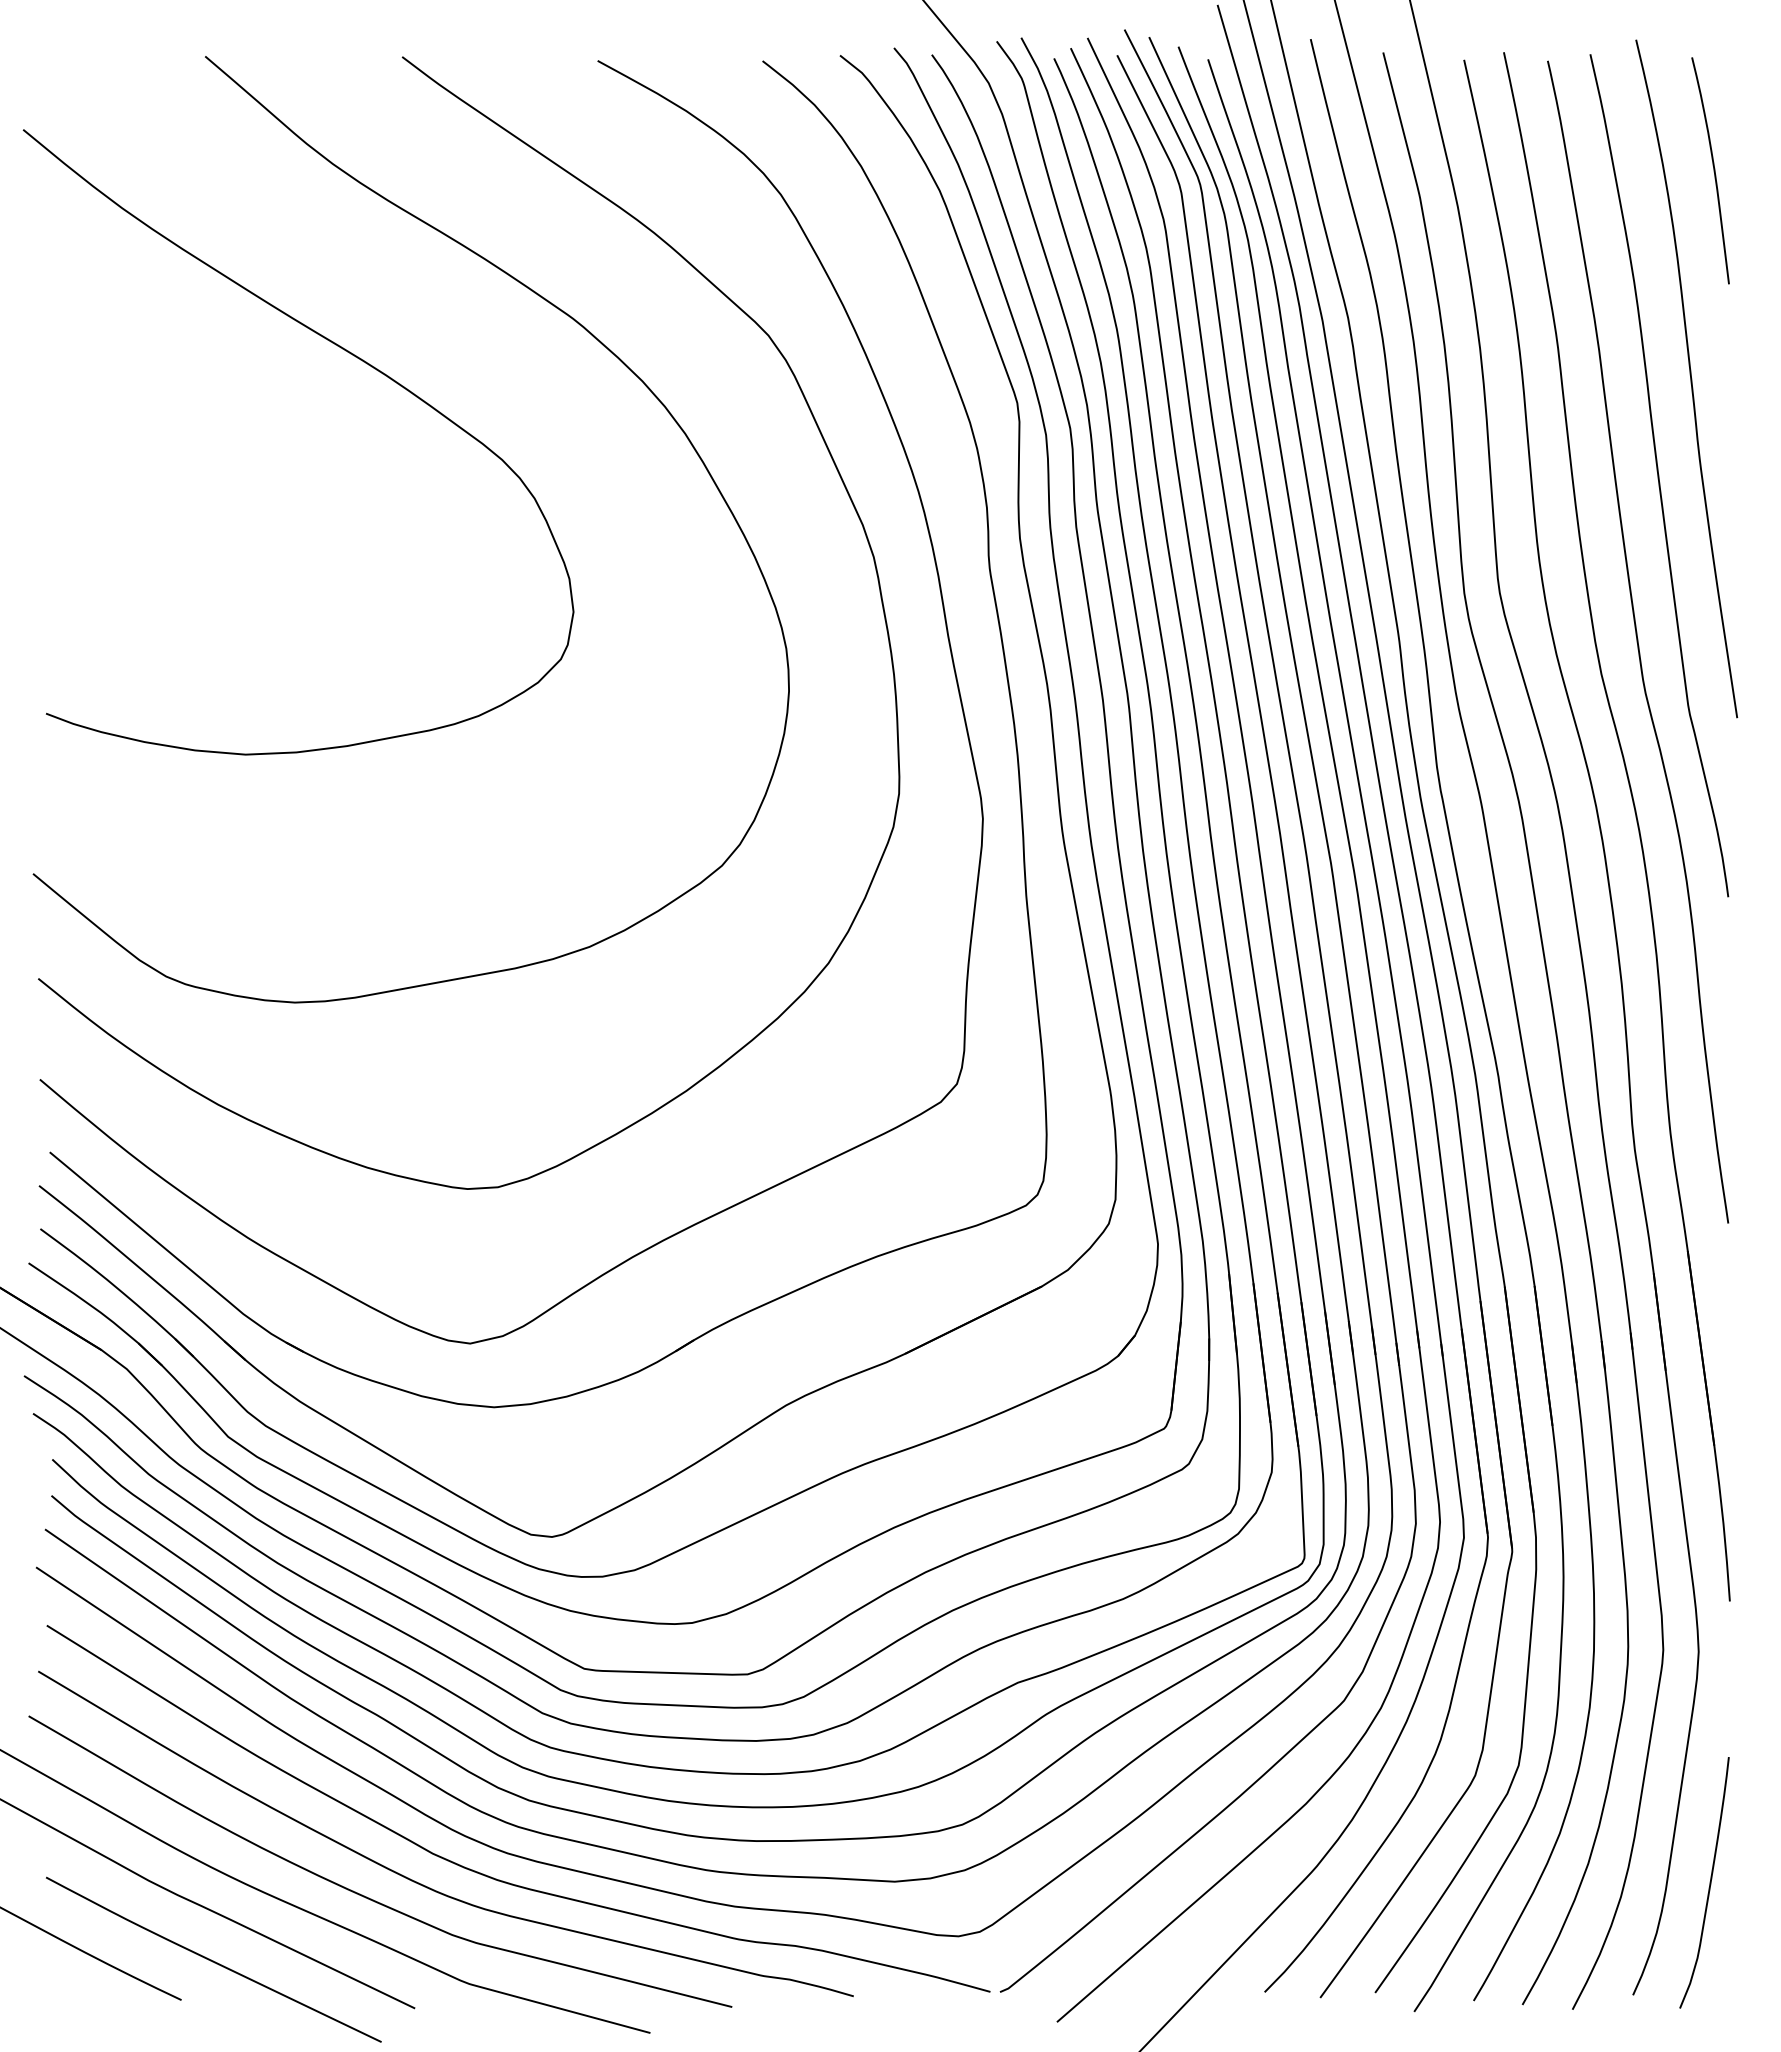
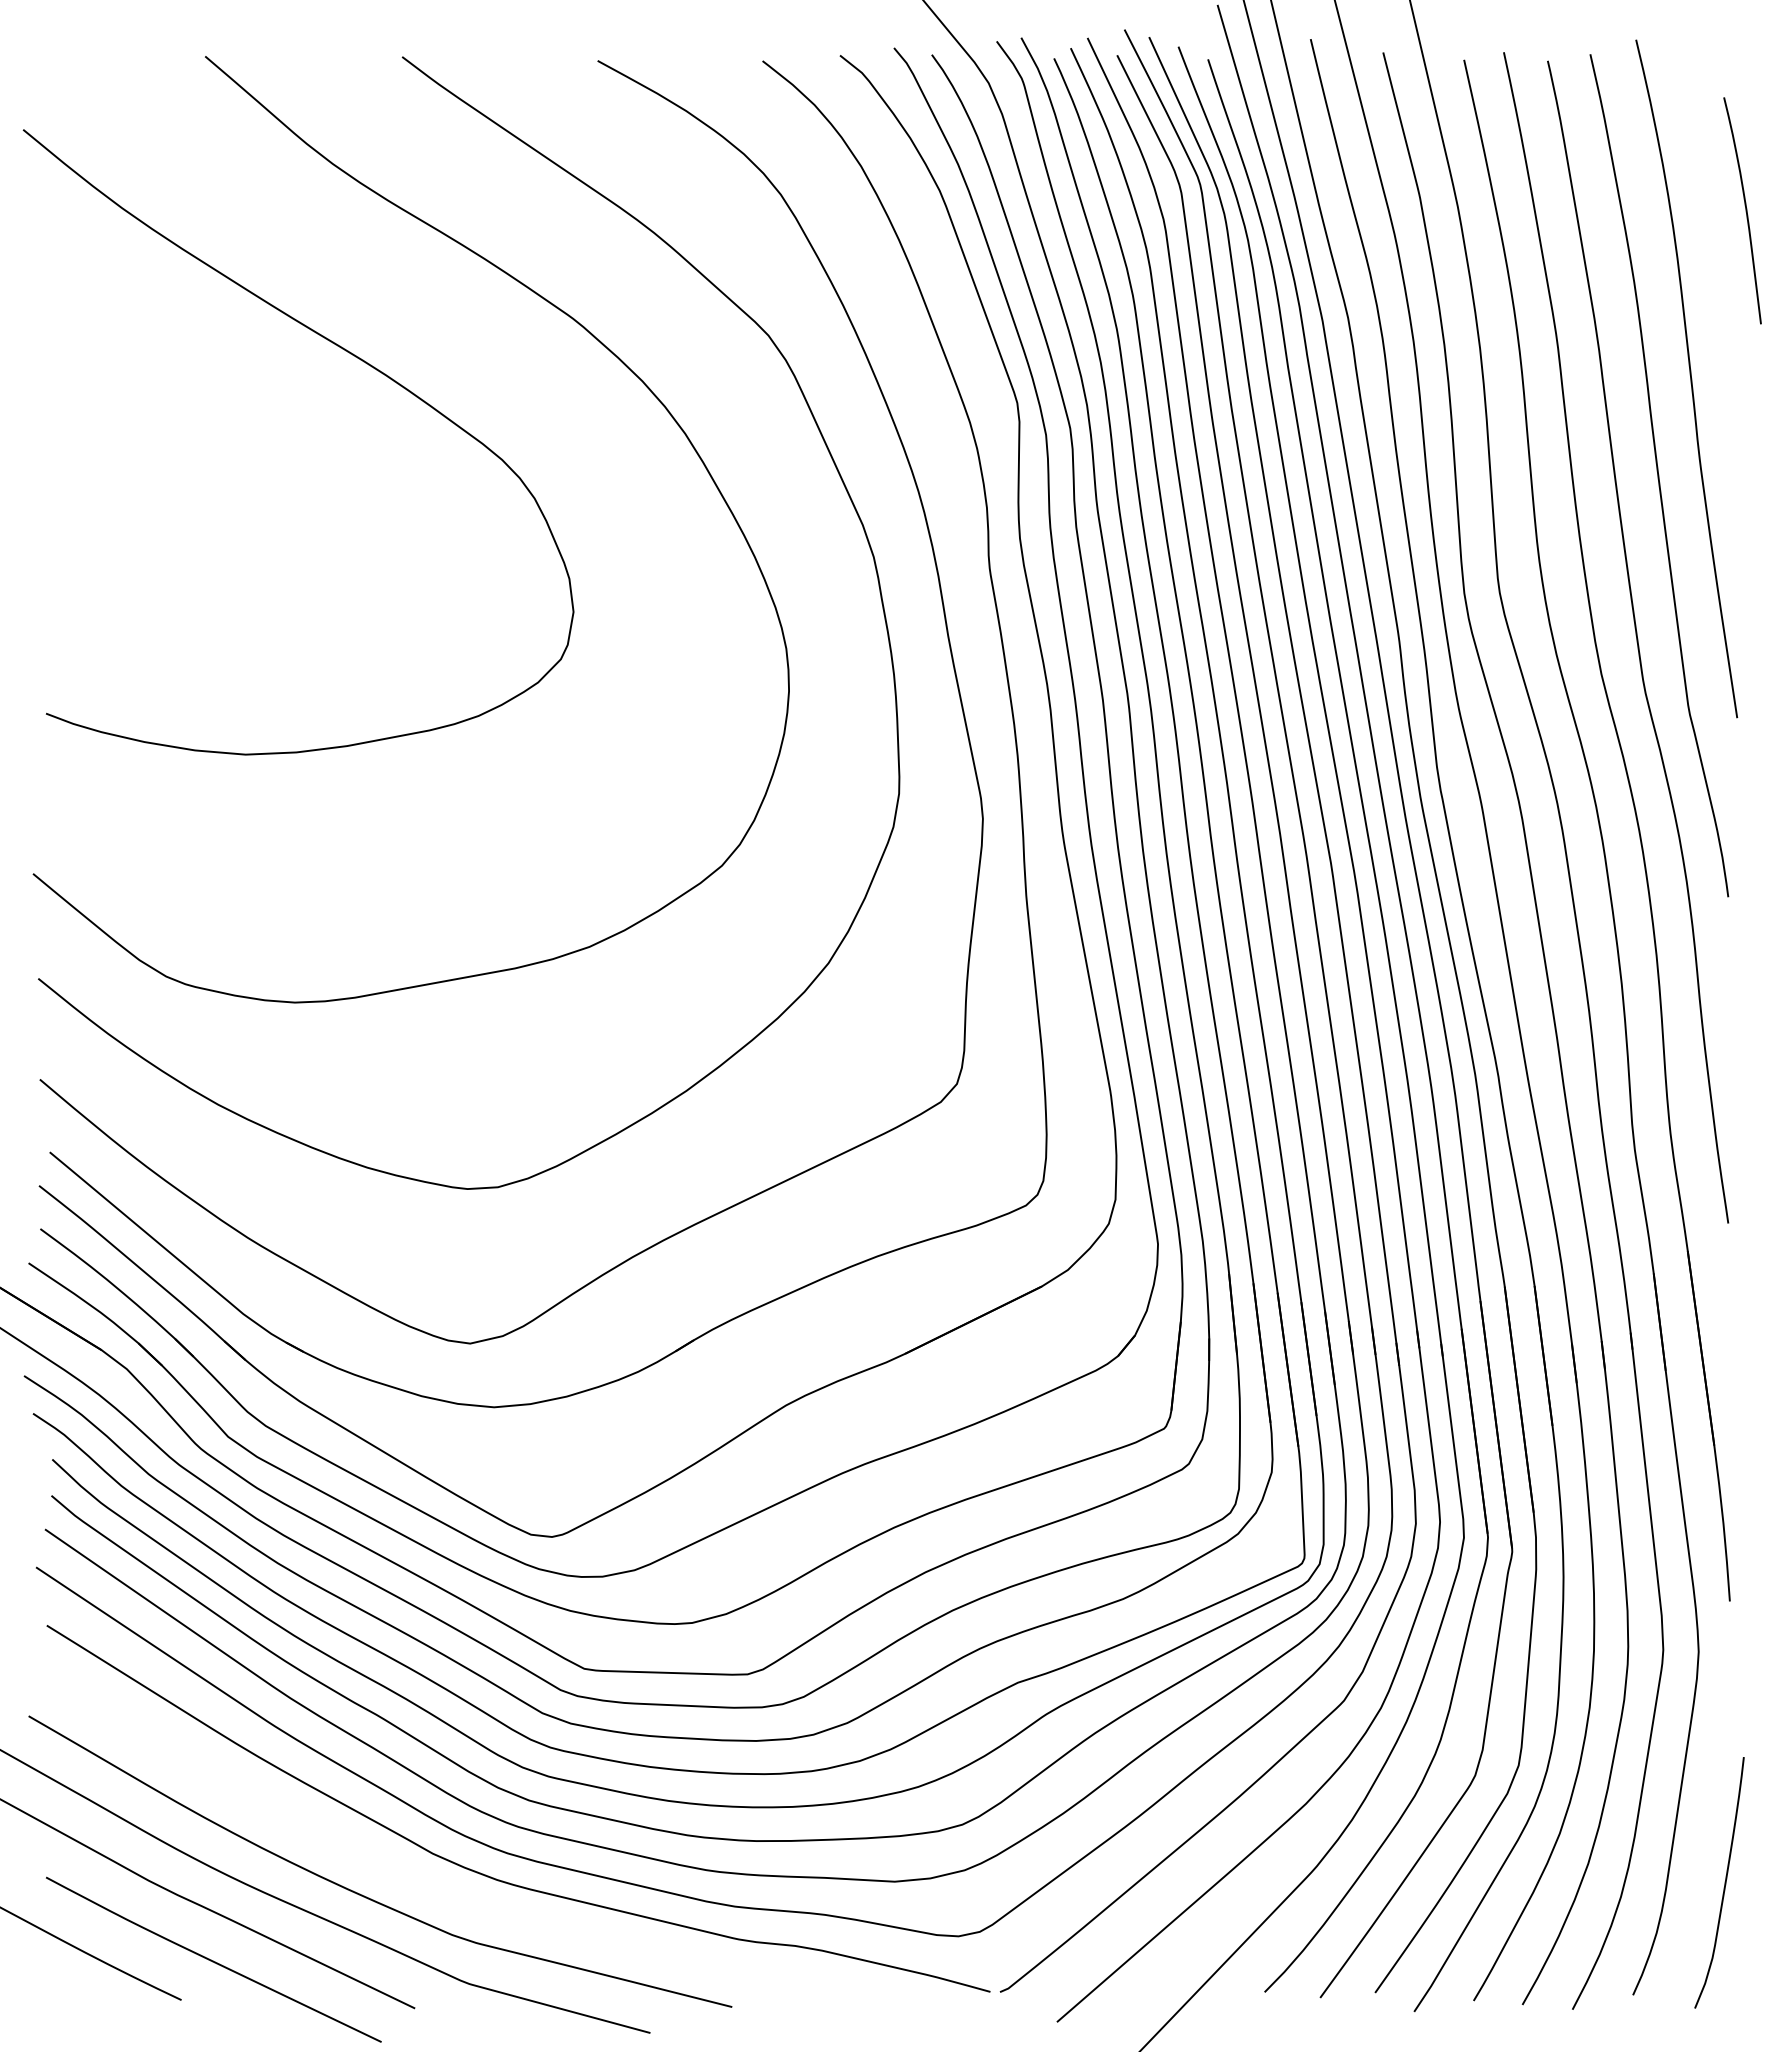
curve position: (1713, 170) -> (1745, 210) (1745, 210)
curve position: (1709, 1882) -> (1724, 1882) (1724, 1882)
curve: present -> none (421, 1883)
